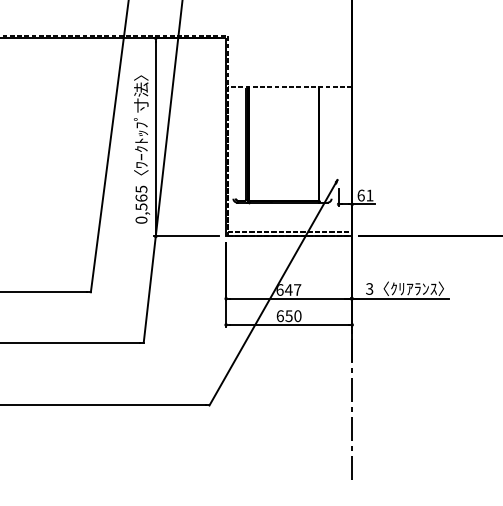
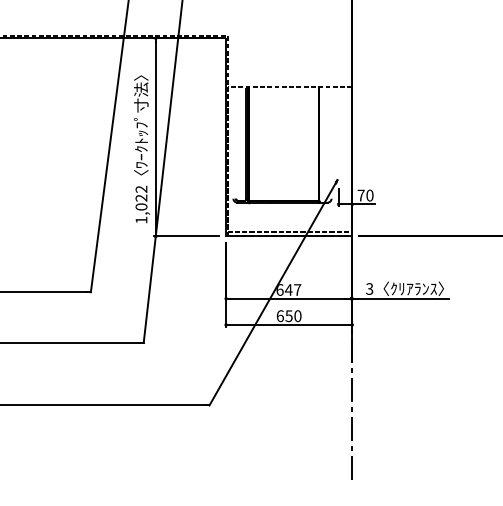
text: 61 -> 70 (365, 195)
text: 0,565 -> 1,022 (141, 204)
